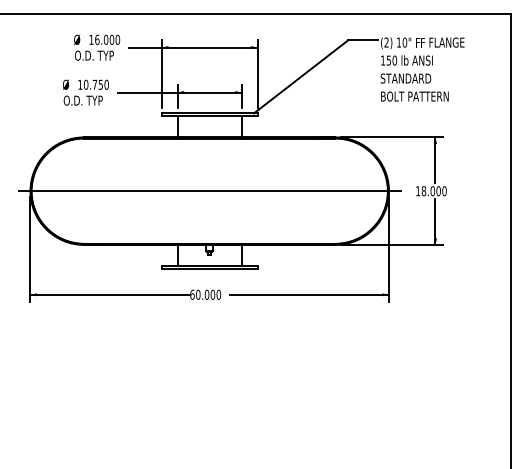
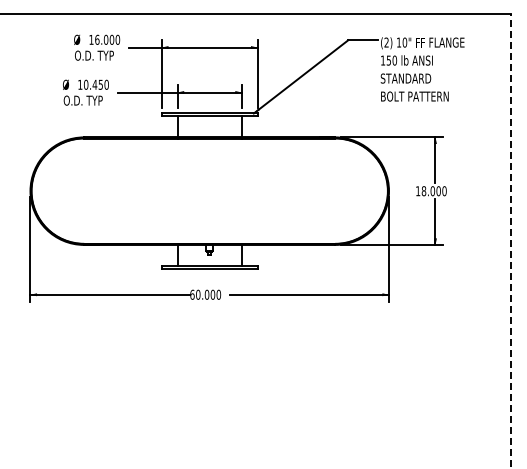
text: 10.750 -> 10.450 (94, 84)
line: present -> none (209, 191)
line: solid -> dashed (511, 240)
